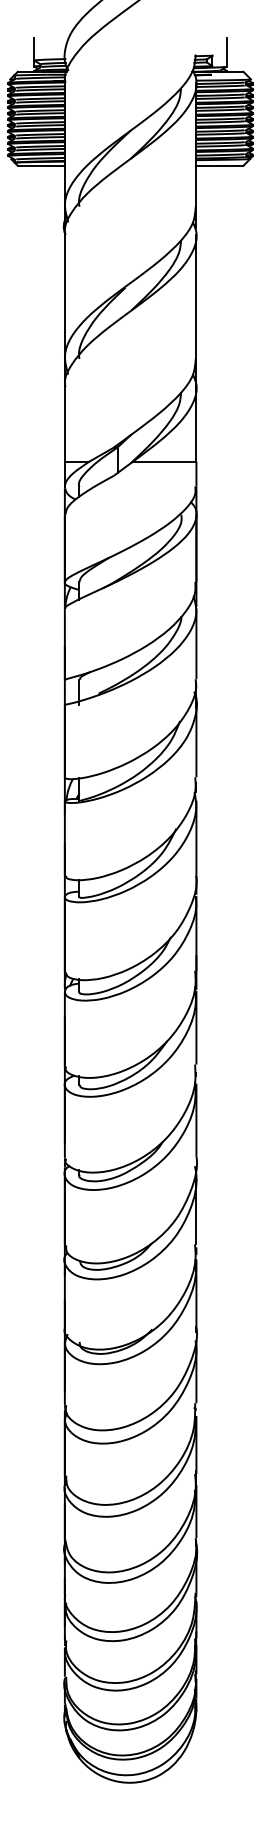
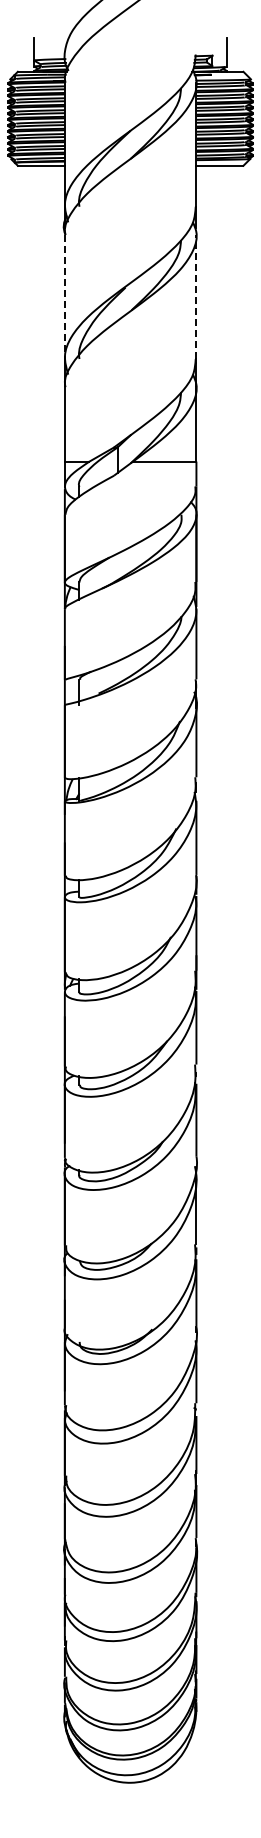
line: solid -> dashed (196, 296)
line: solid -> dashed (64, 297)
